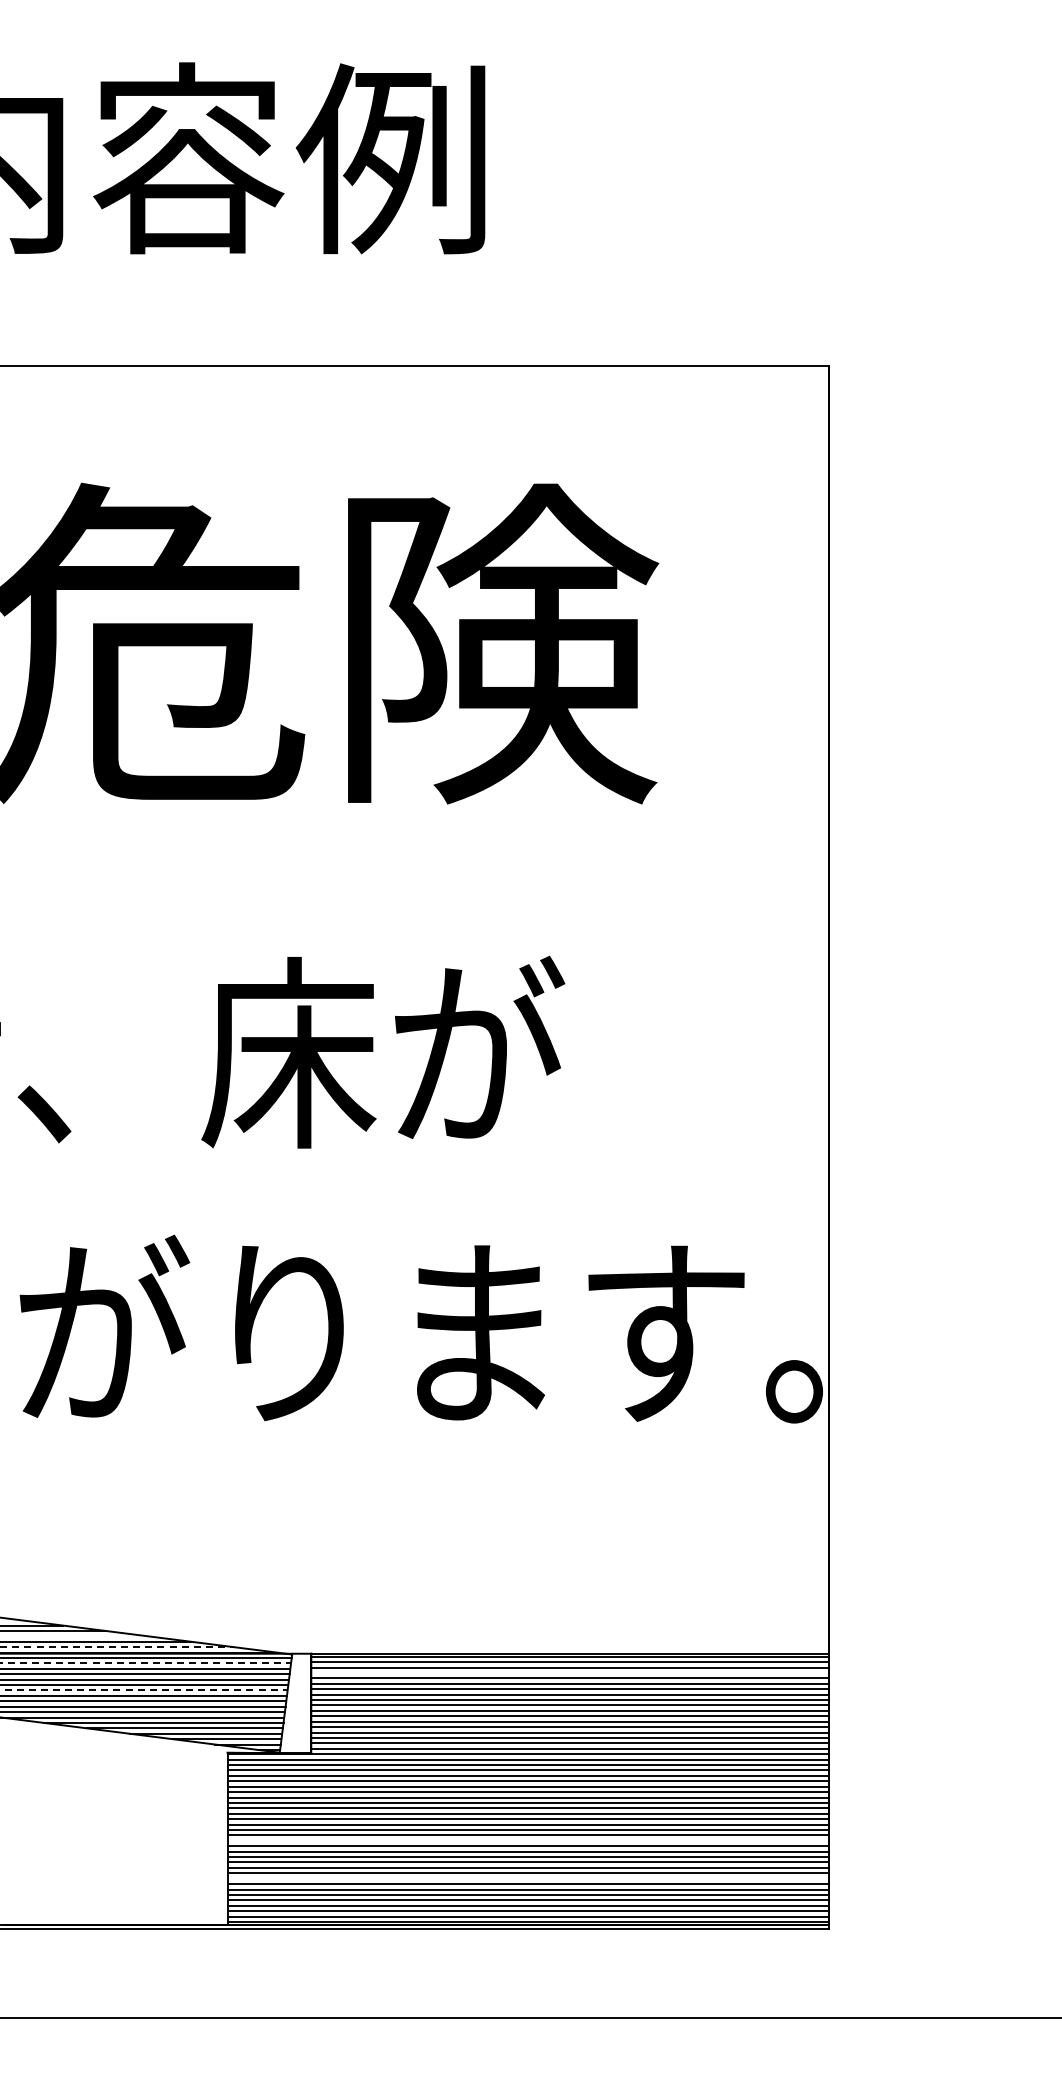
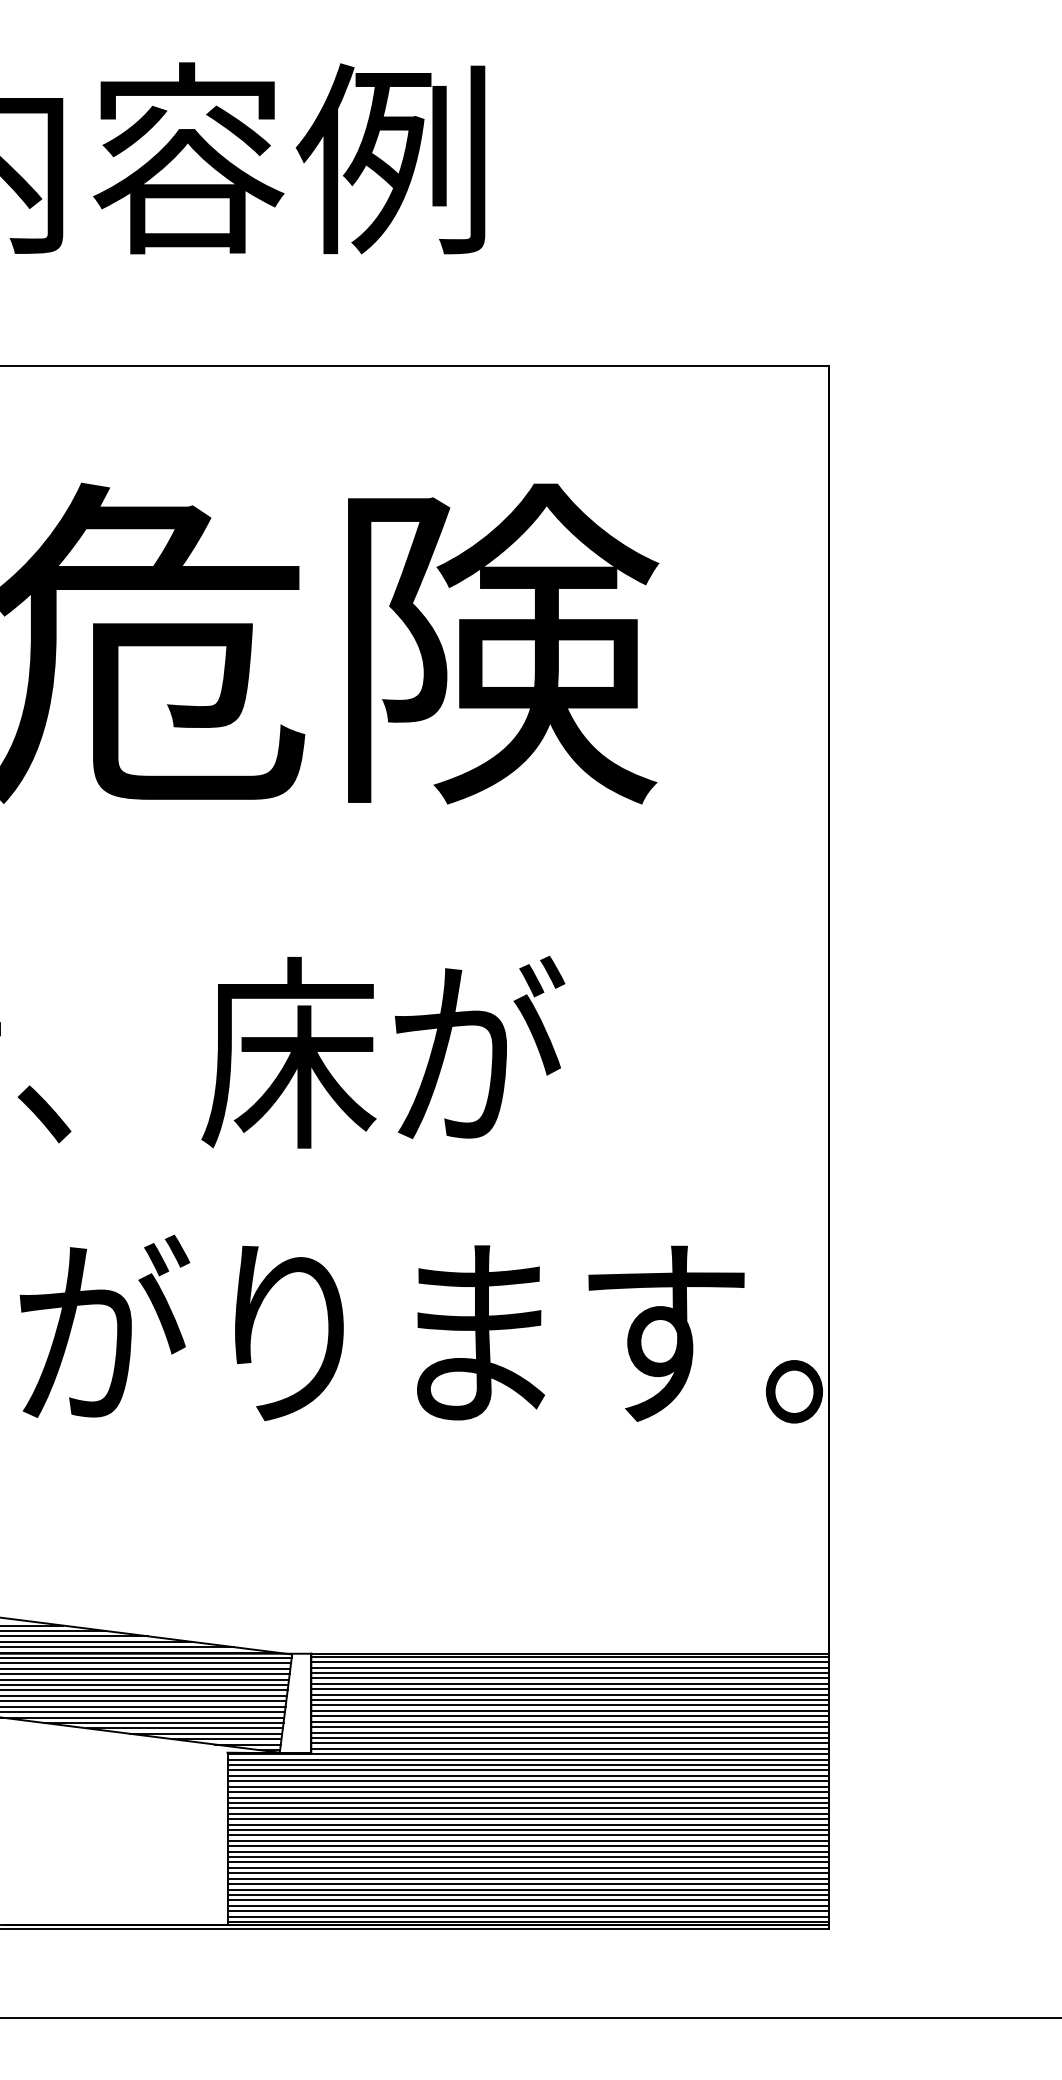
line: none -> present (75, 1636)
line: dashed -> solid (117, 1647)
line: dashed -> solid (146, 1663)
line: none -> present (570, 1672)
line: dashed -> solid (144, 1690)
line: none -> present (528, 1840)
line: none -> present (528, 1878)
